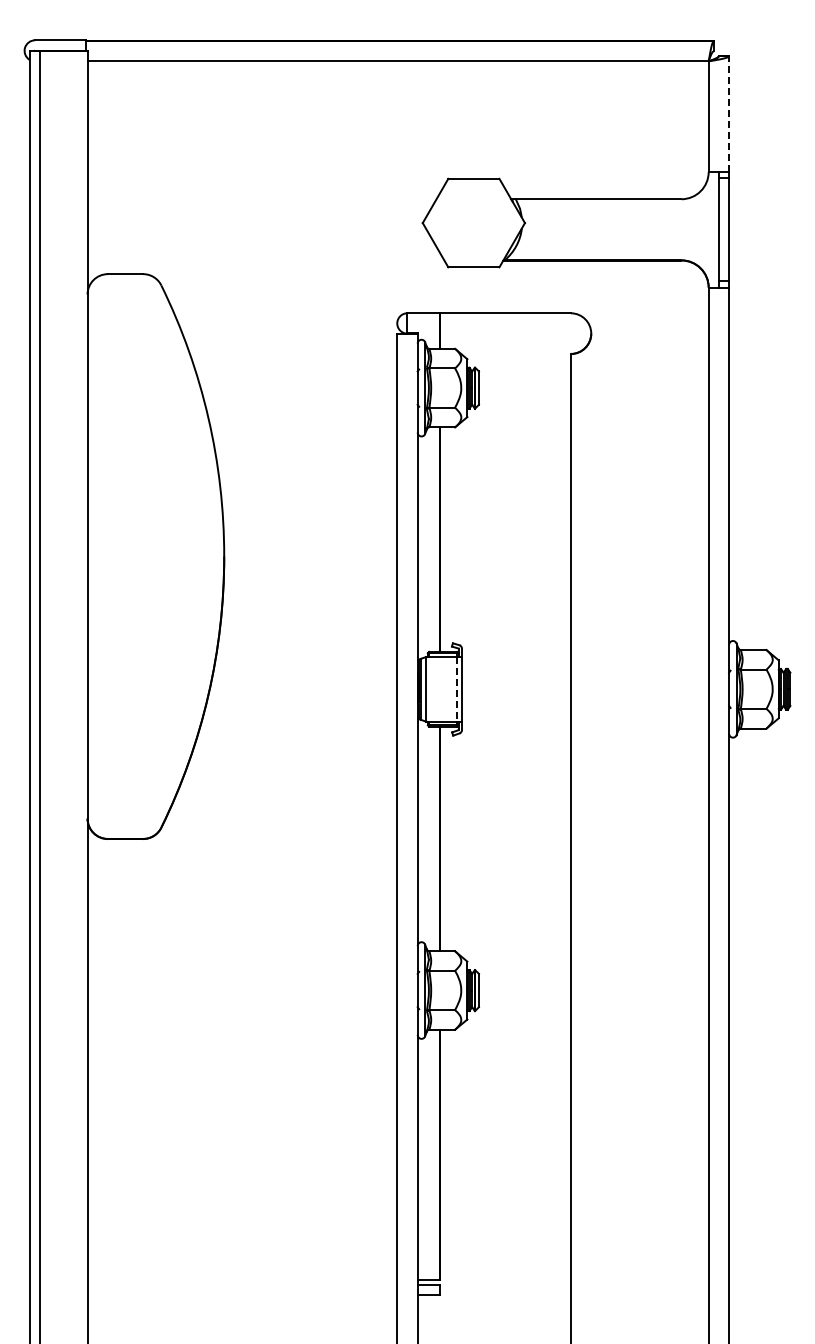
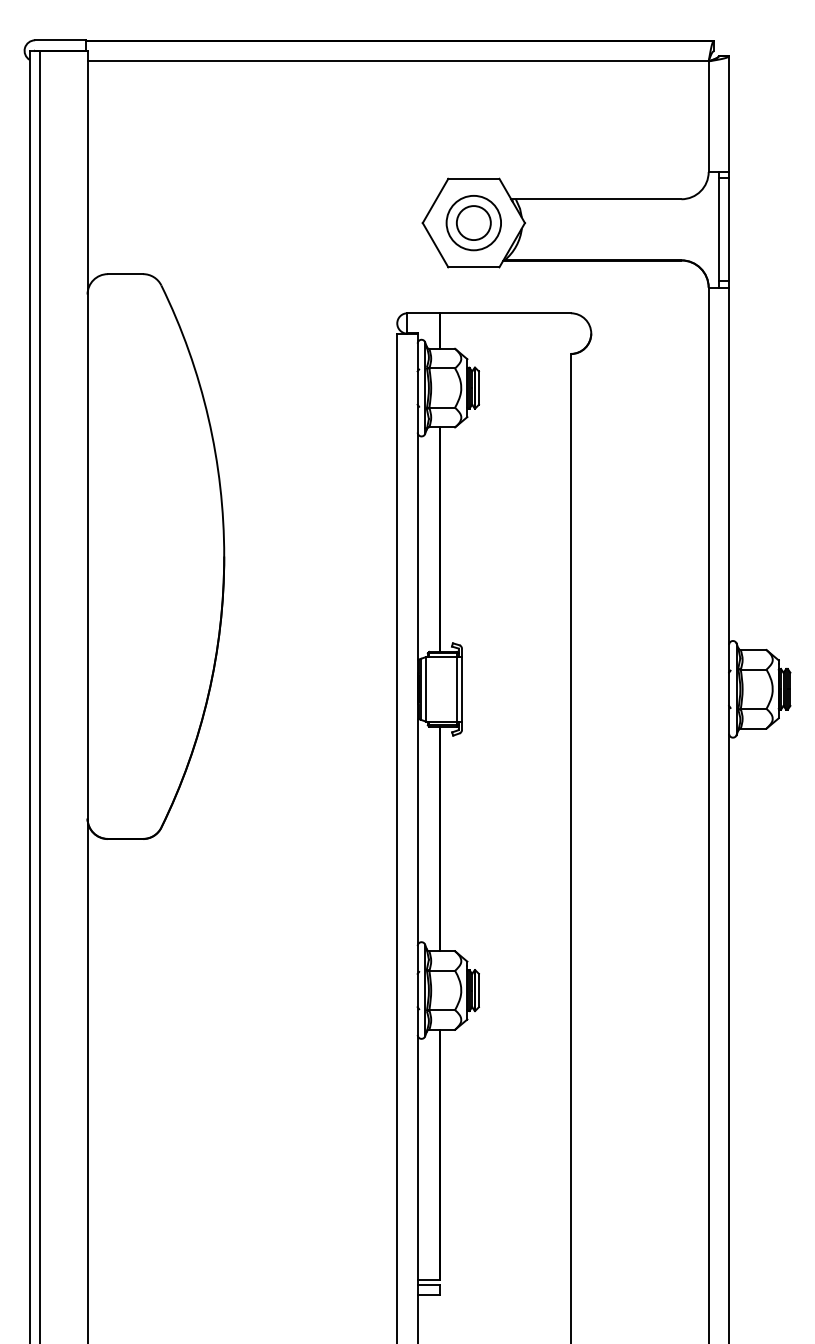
line: dashed -> solid (729, 113)
part: none -> present (473, 223)
line: dashed -> solid (457, 689)
